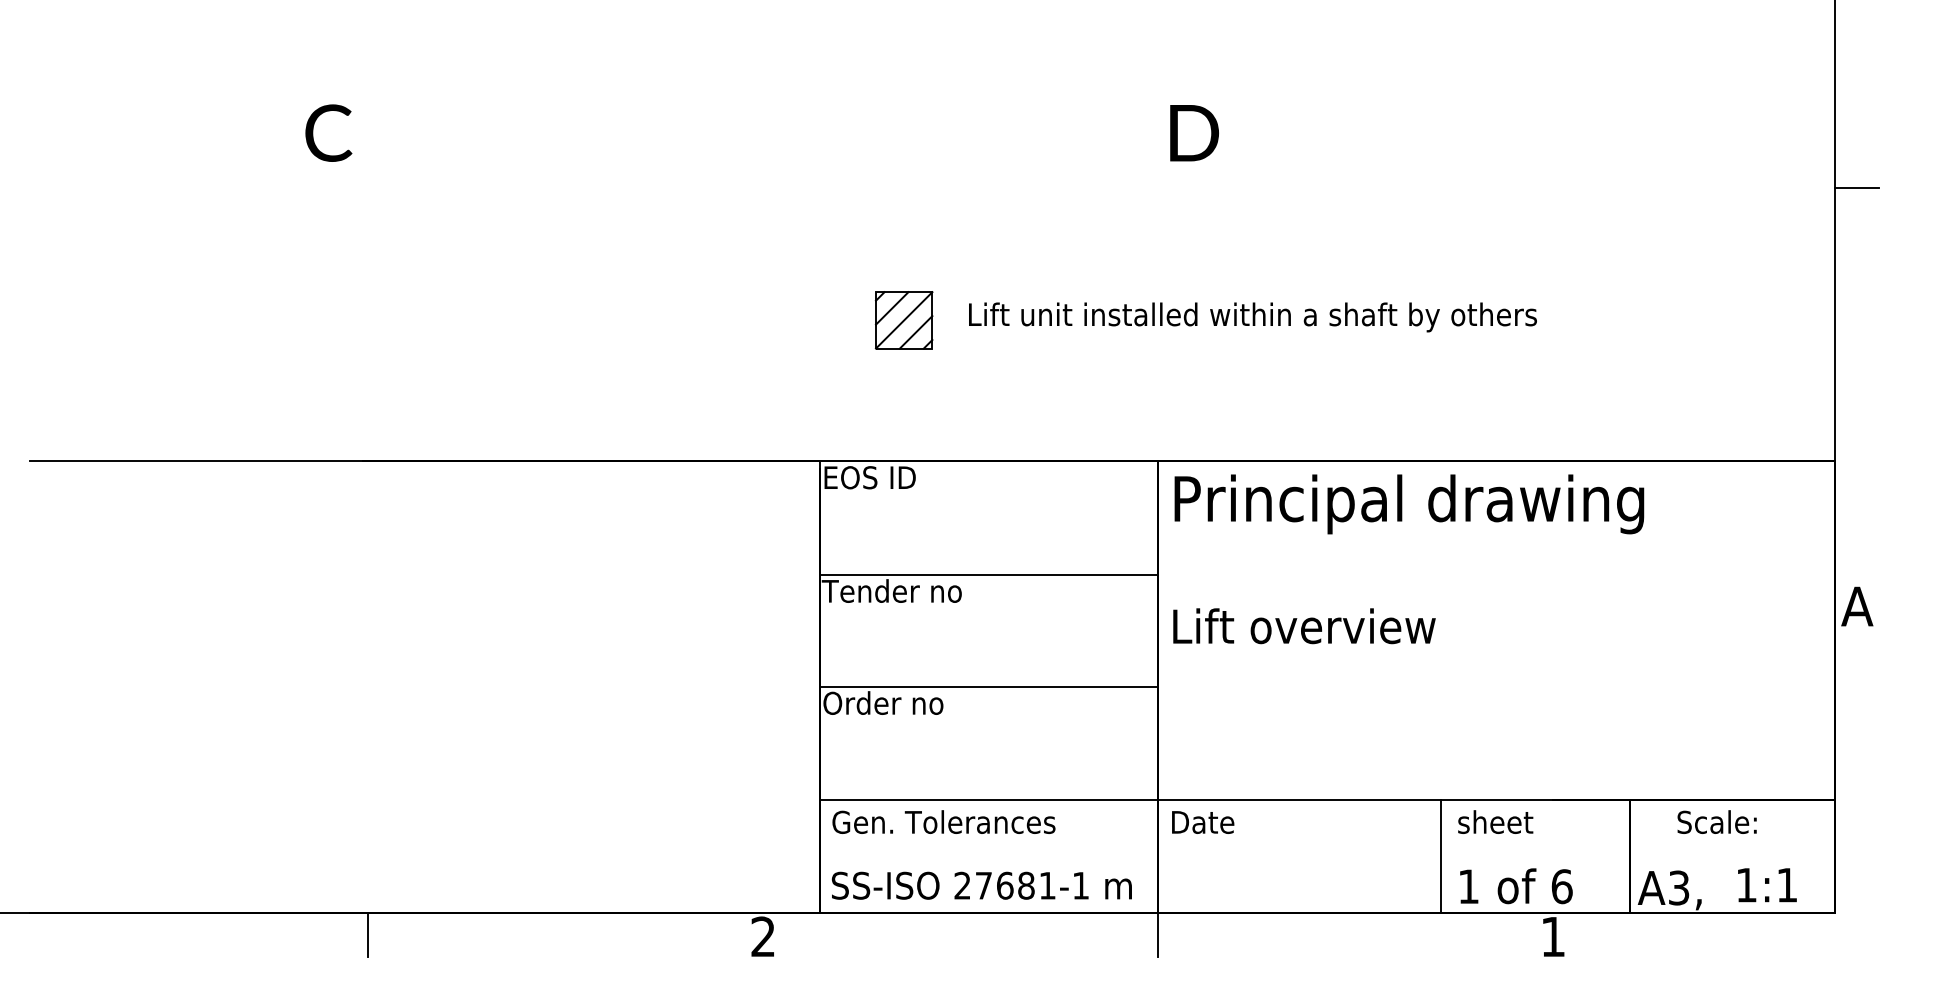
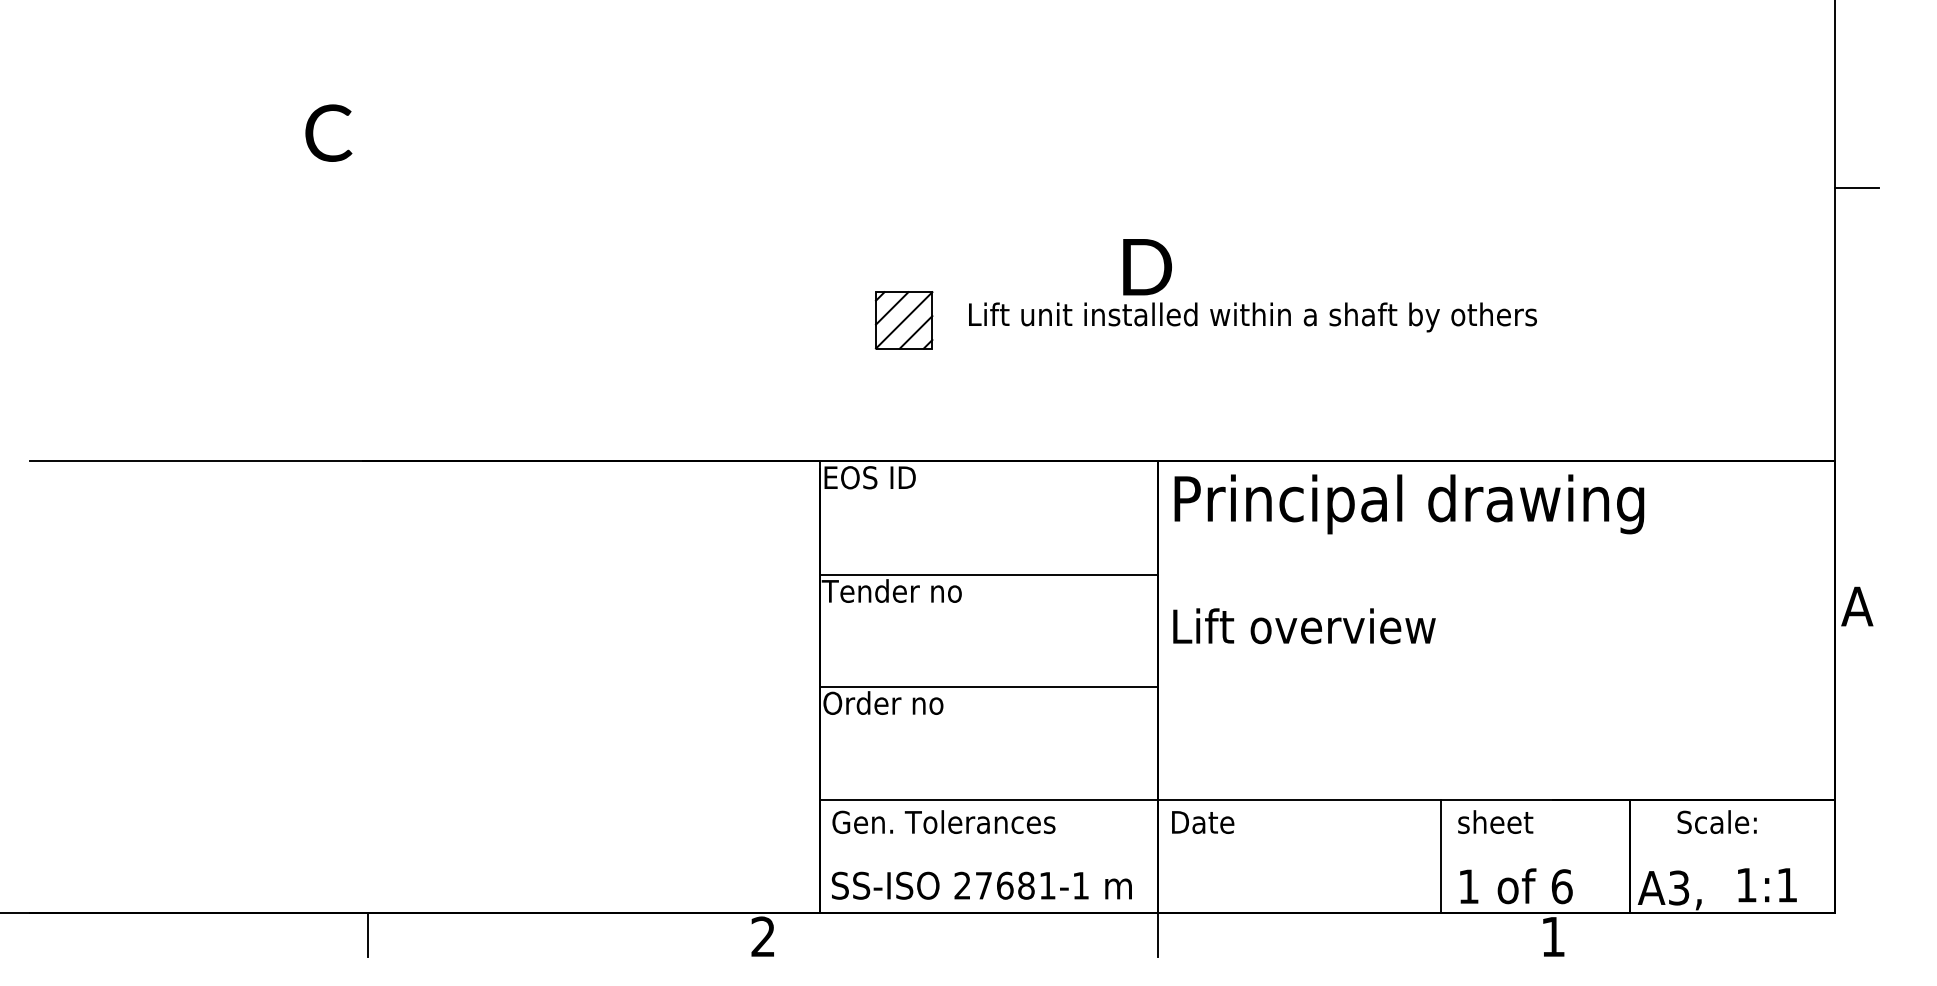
text position: (1194, 133) -> (1147, 267) (1147, 267)
